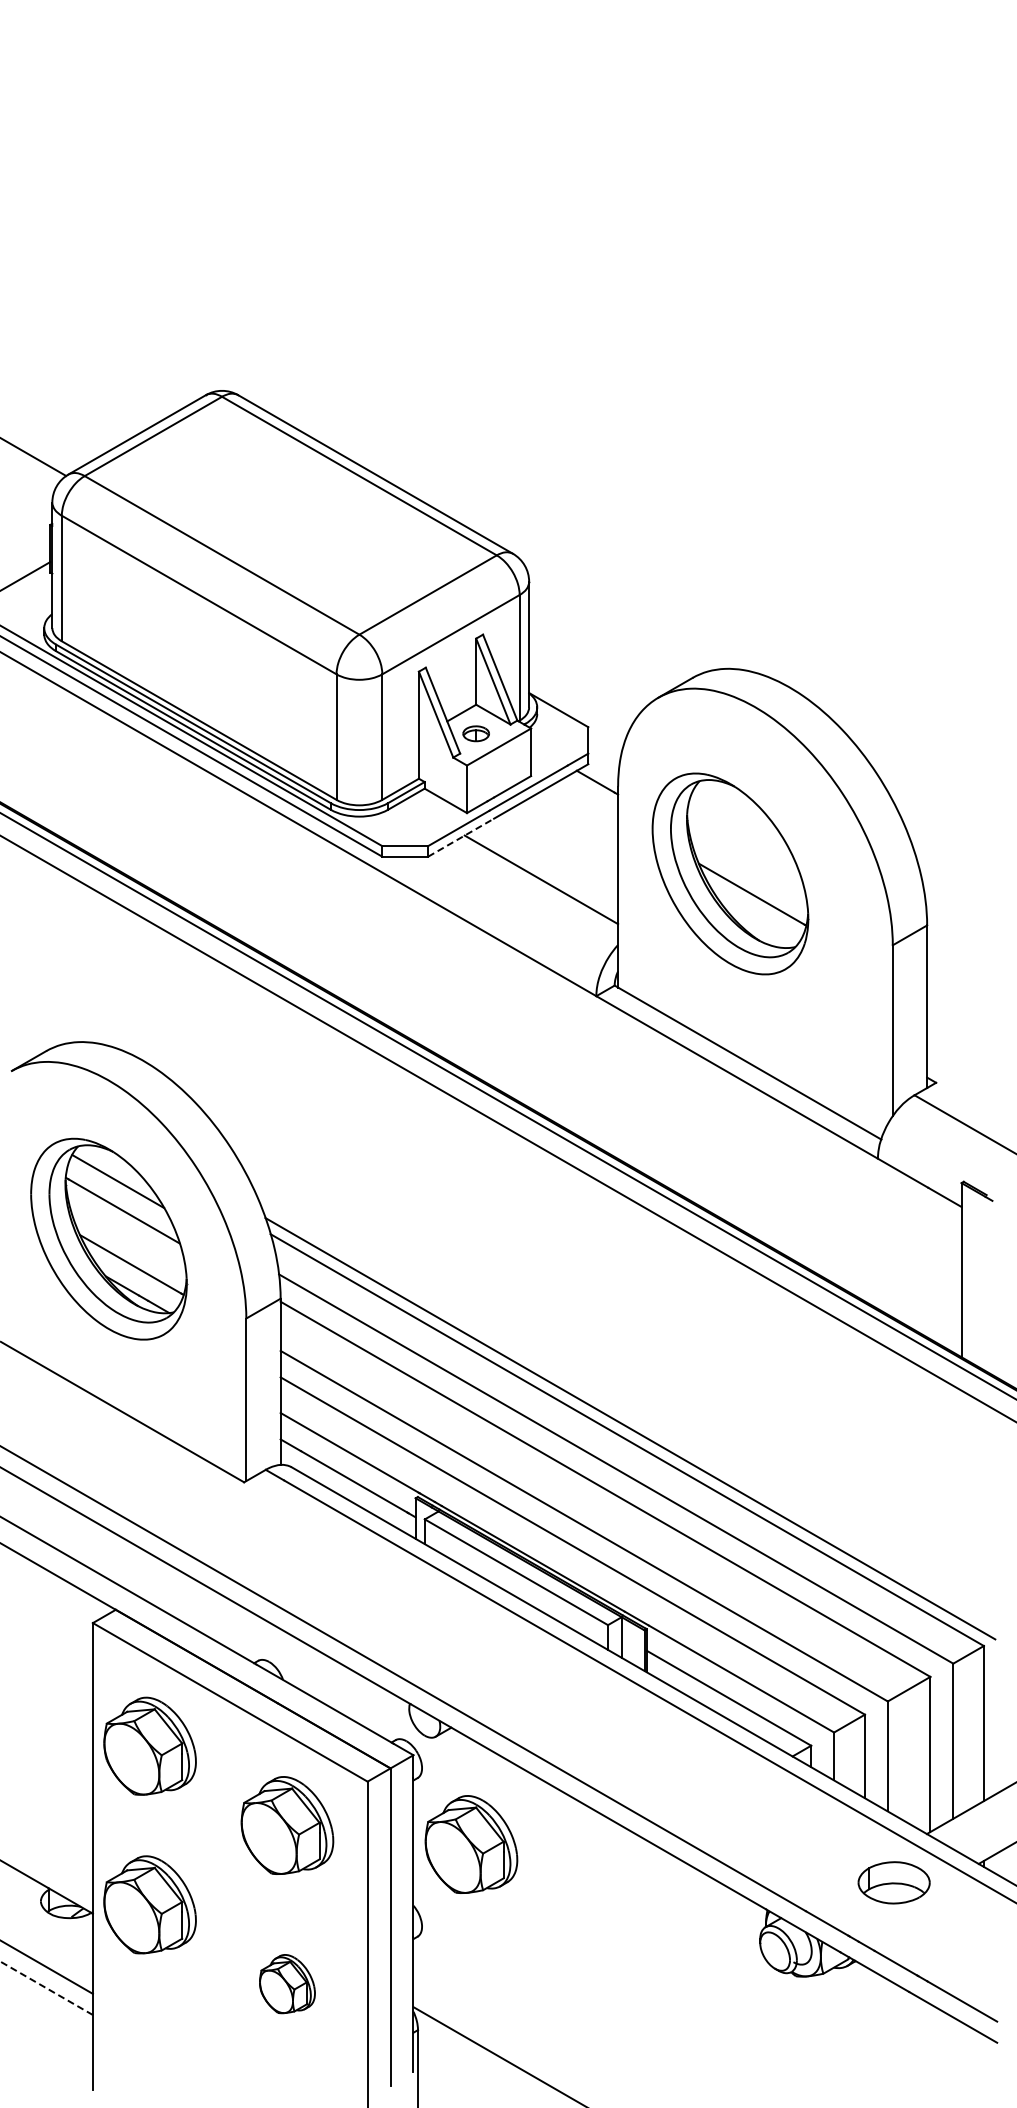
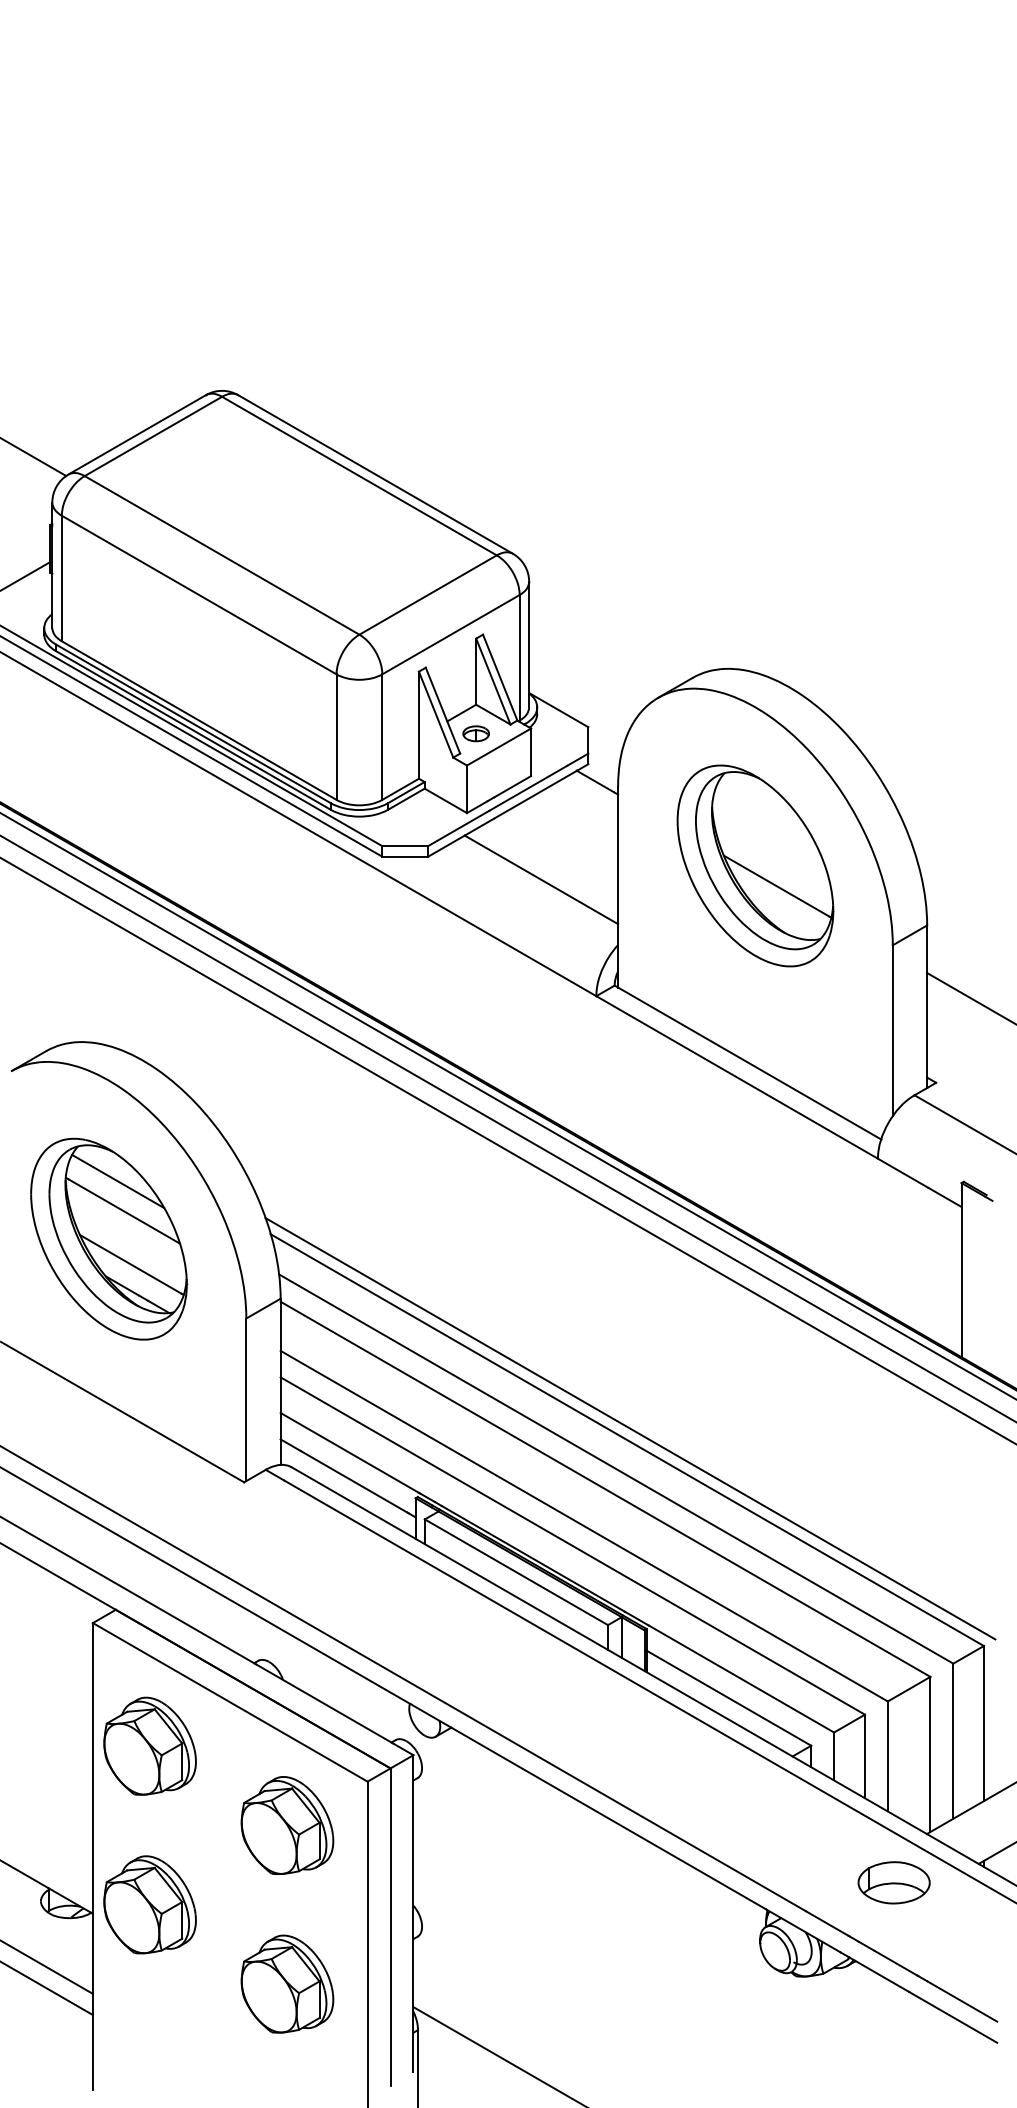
line: dashed -> solid (461, 837)
part position: (730, 873) -> (755, 865) (755, 865)
line: none -> present (970, 998)
line: none -> present (507, 1150)
part: present -> none (471, 1844)
part size: 57x61 px -> 95x100 px (287, 1983)
line: dashed -> solid (46, 1988)
